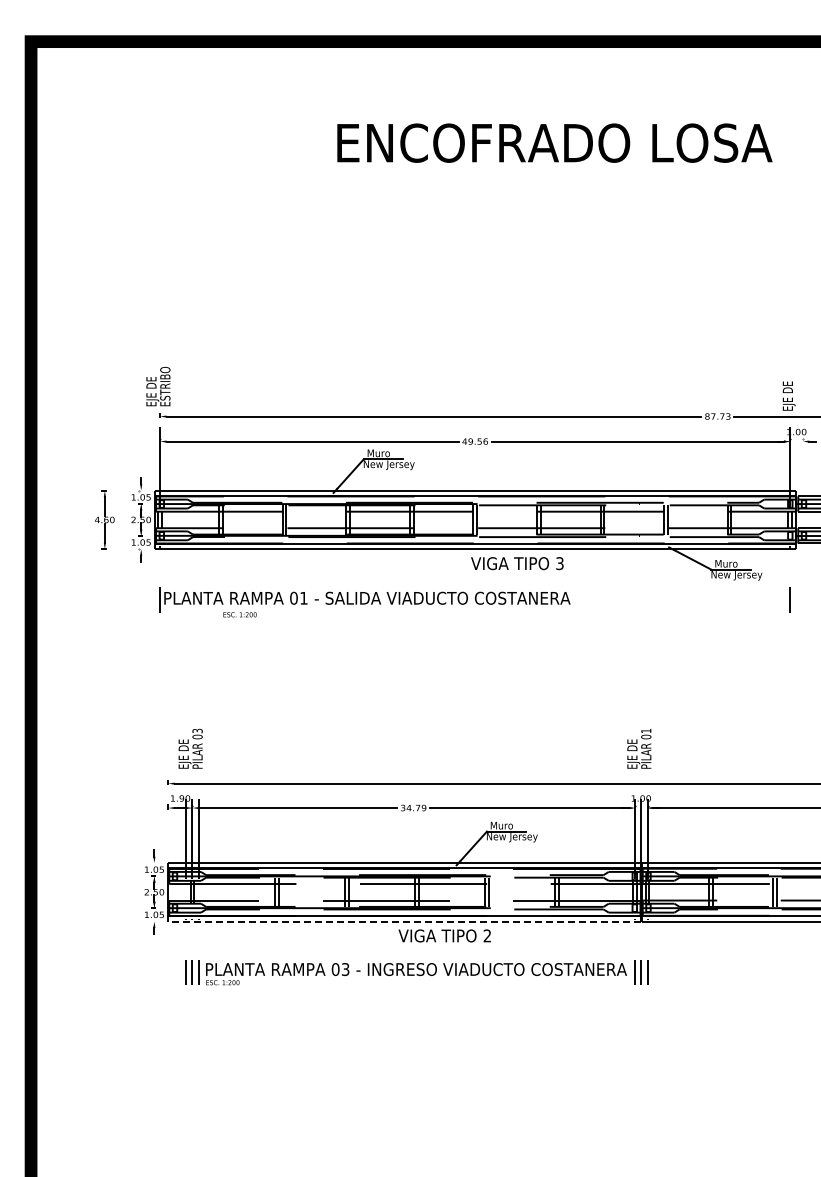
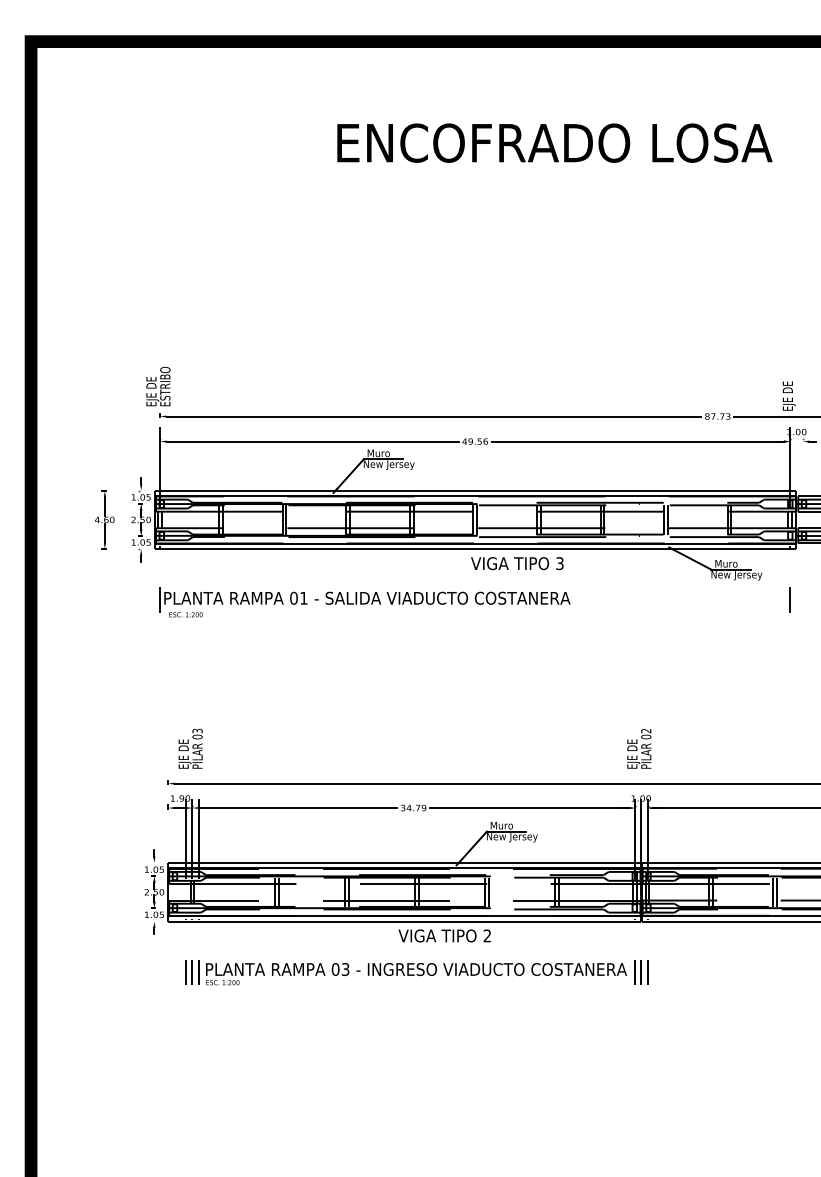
text position: (239, 614) -> (185, 614) (185, 614)
text: 01 -> 02 (646, 731)
line: dashed -> solid (403, 921)
